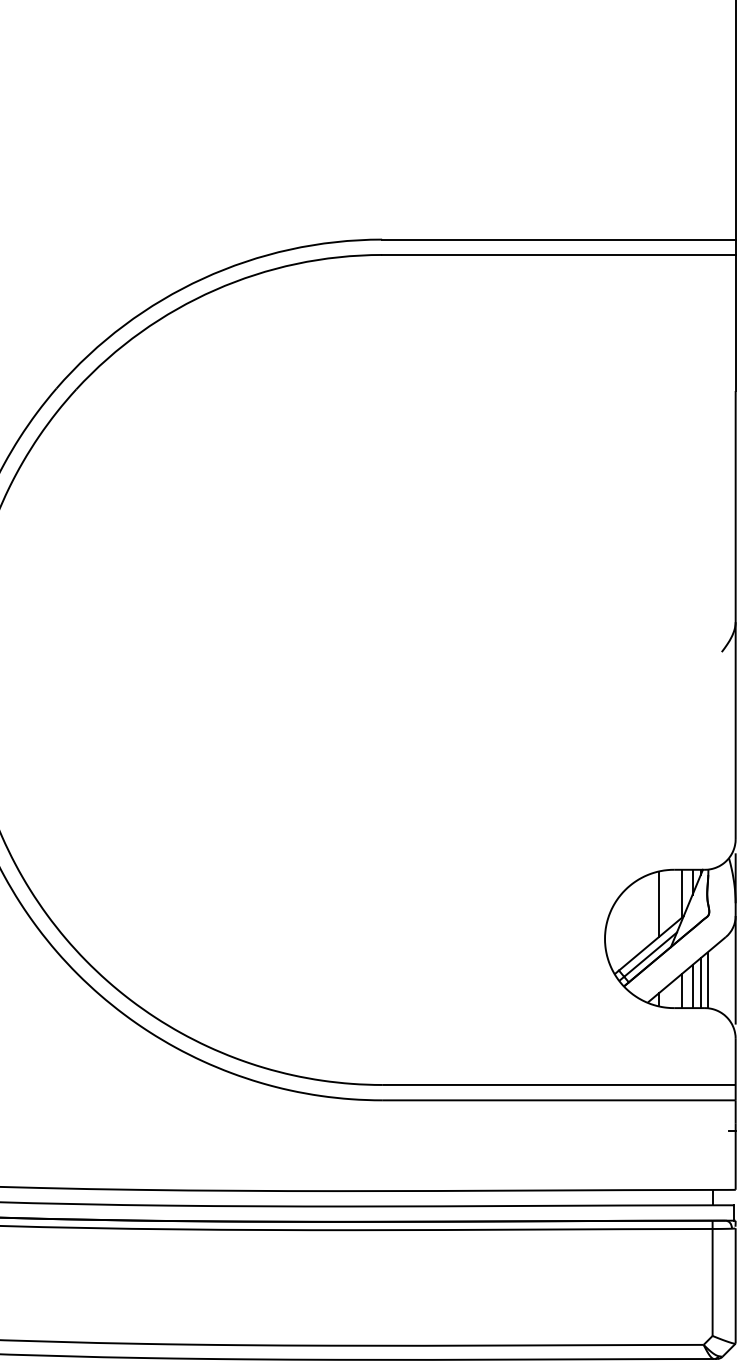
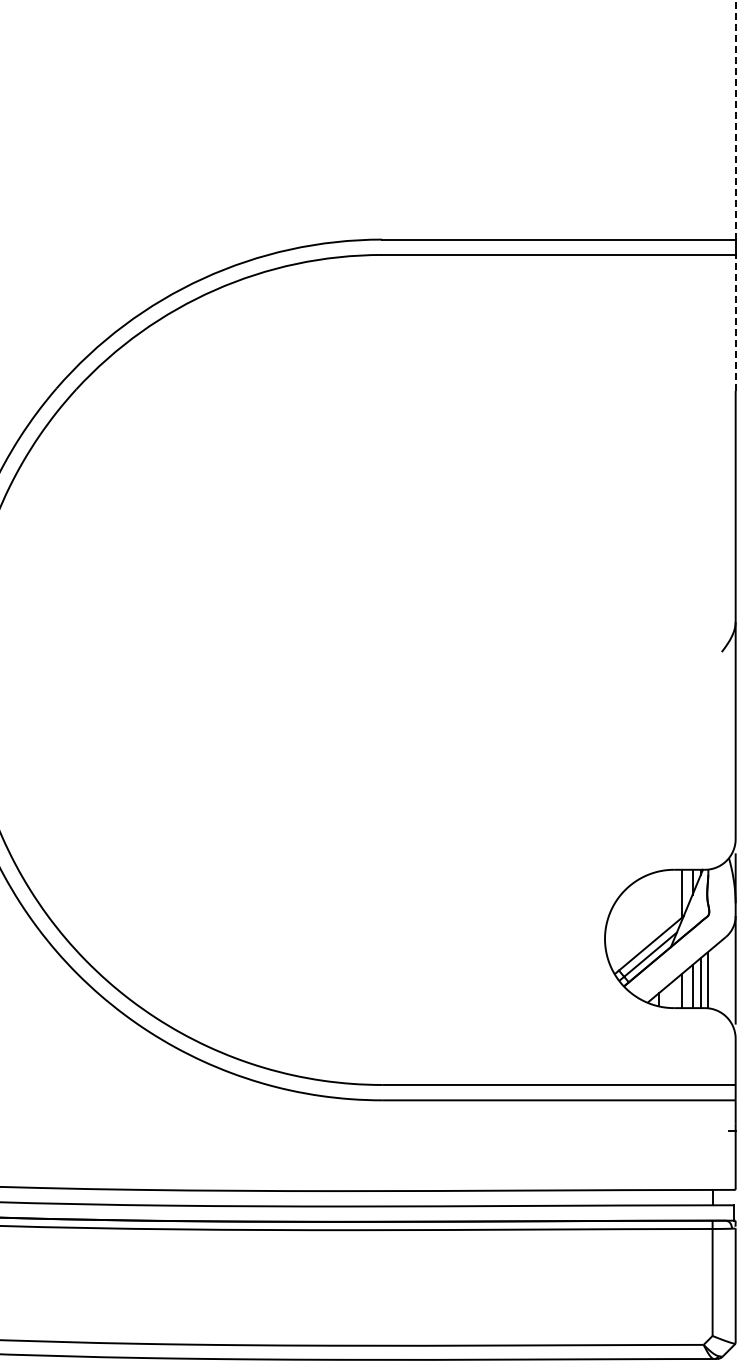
line: solid -> dashed (735, 119)
line: solid -> dashed (735, 322)
line: present -> none (658, 904)
